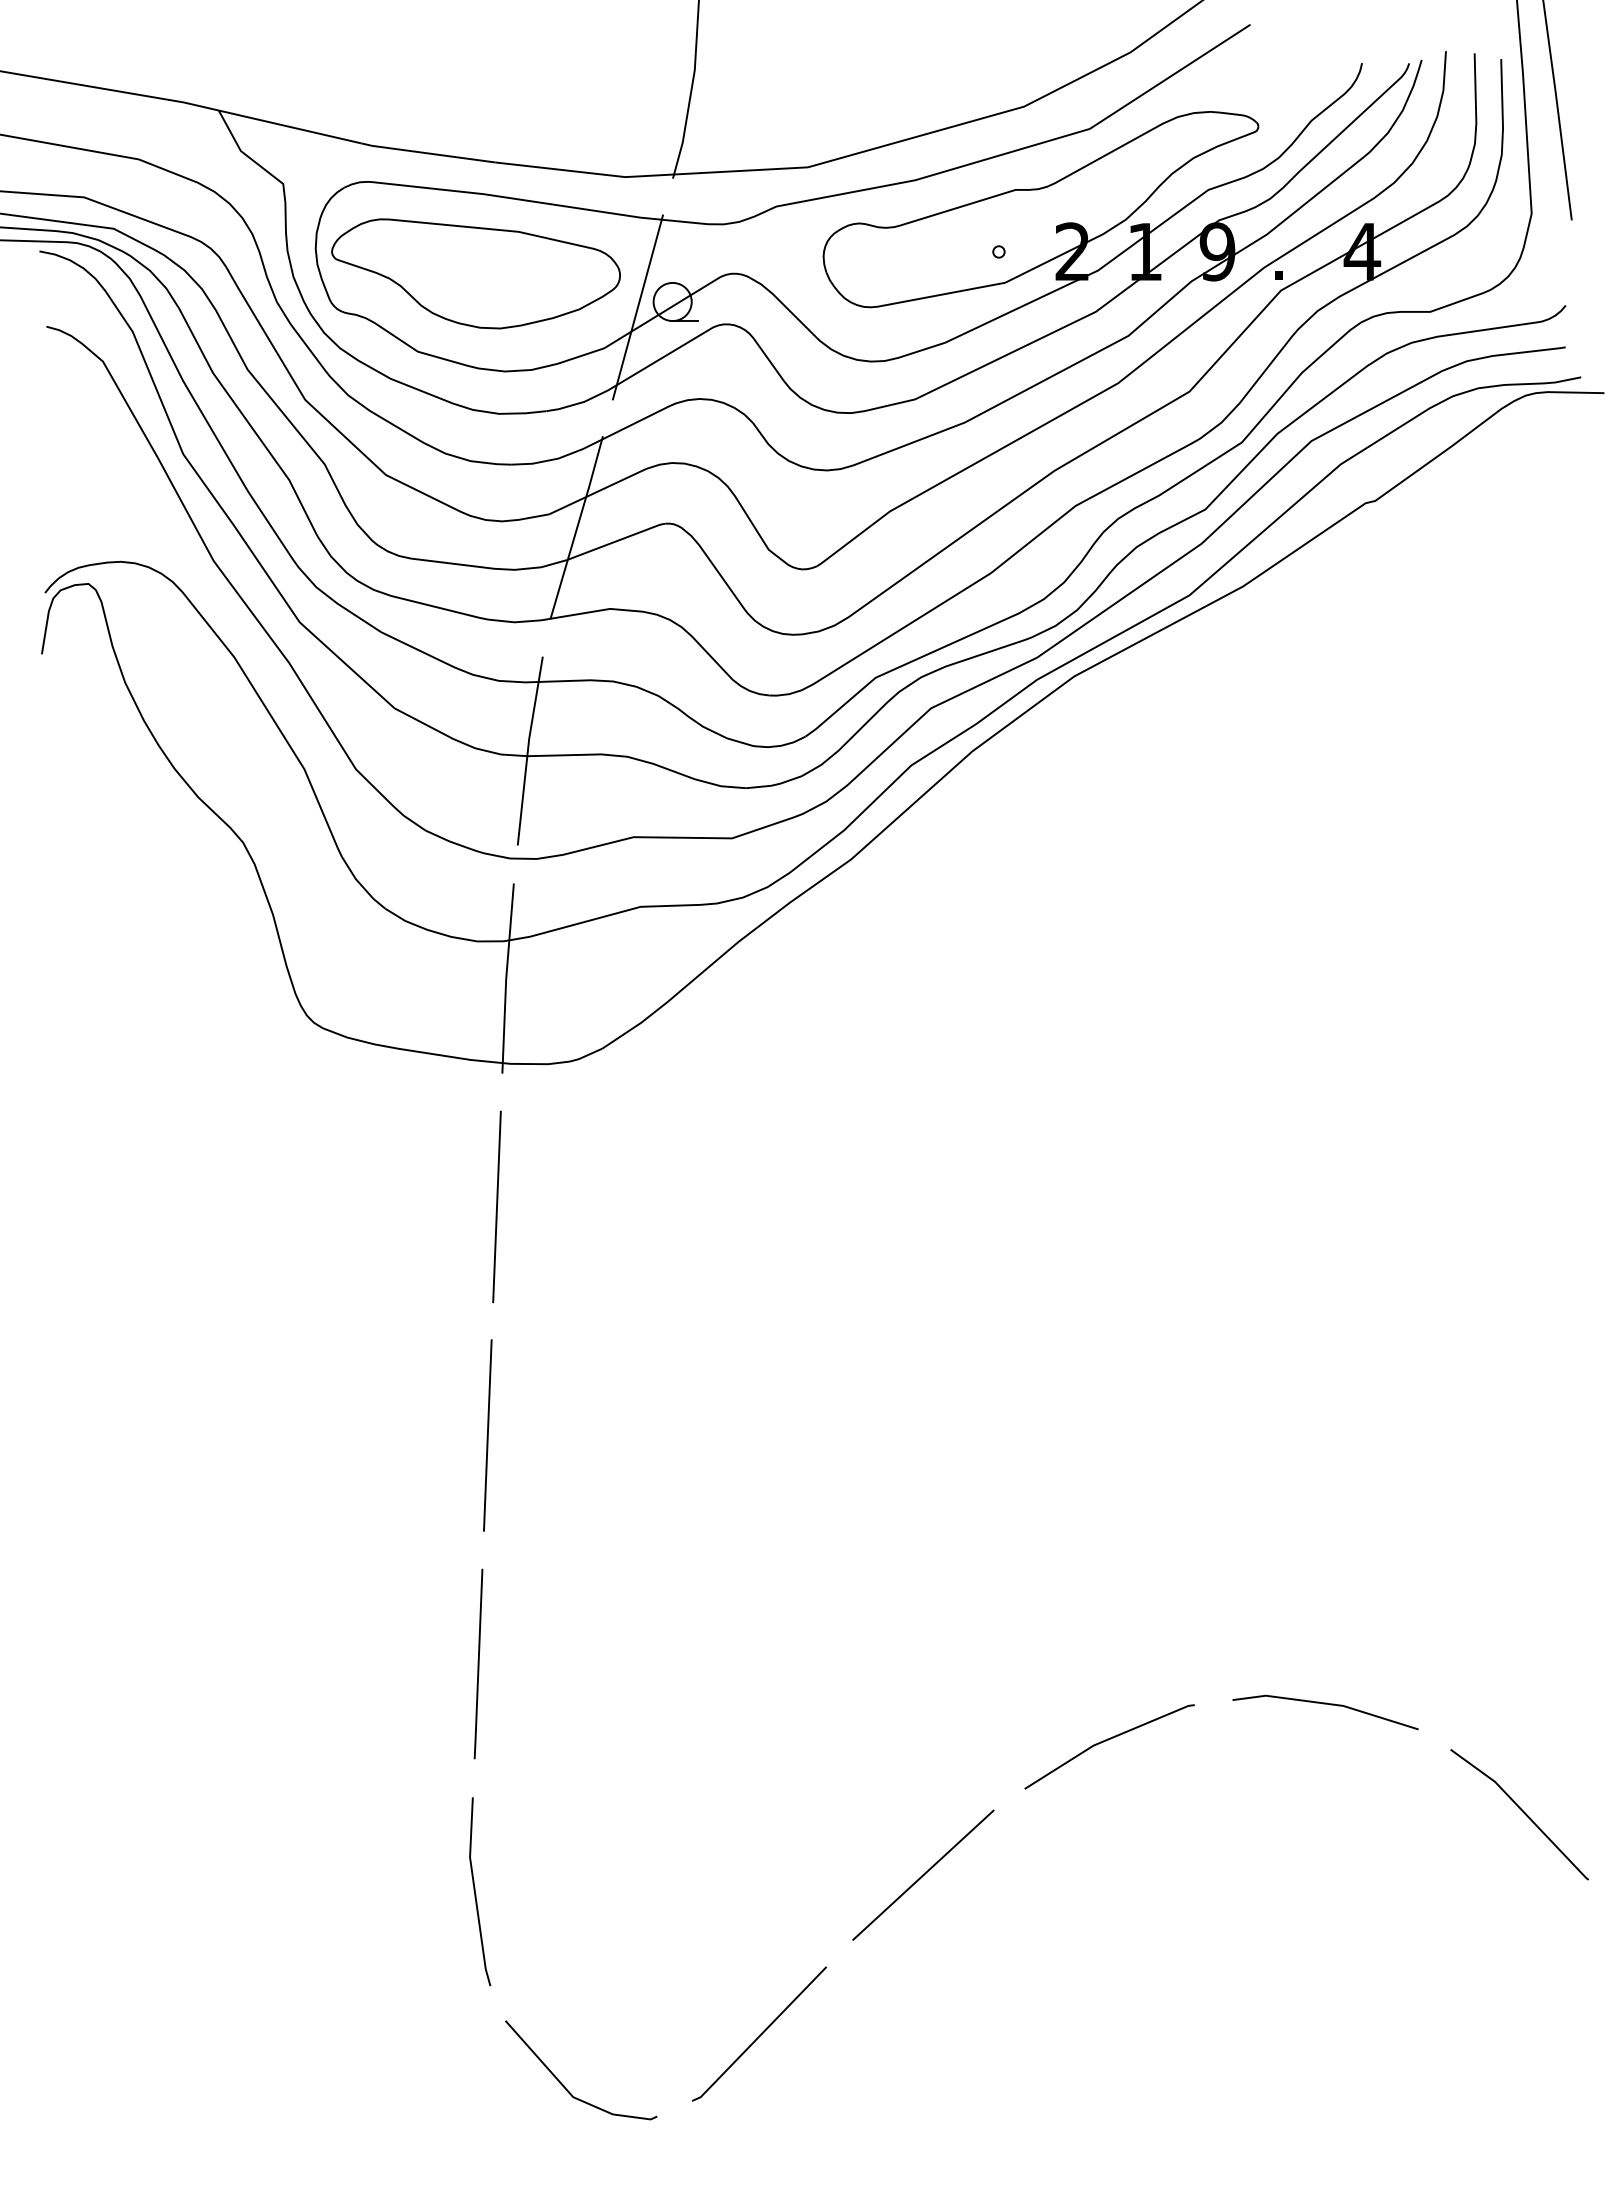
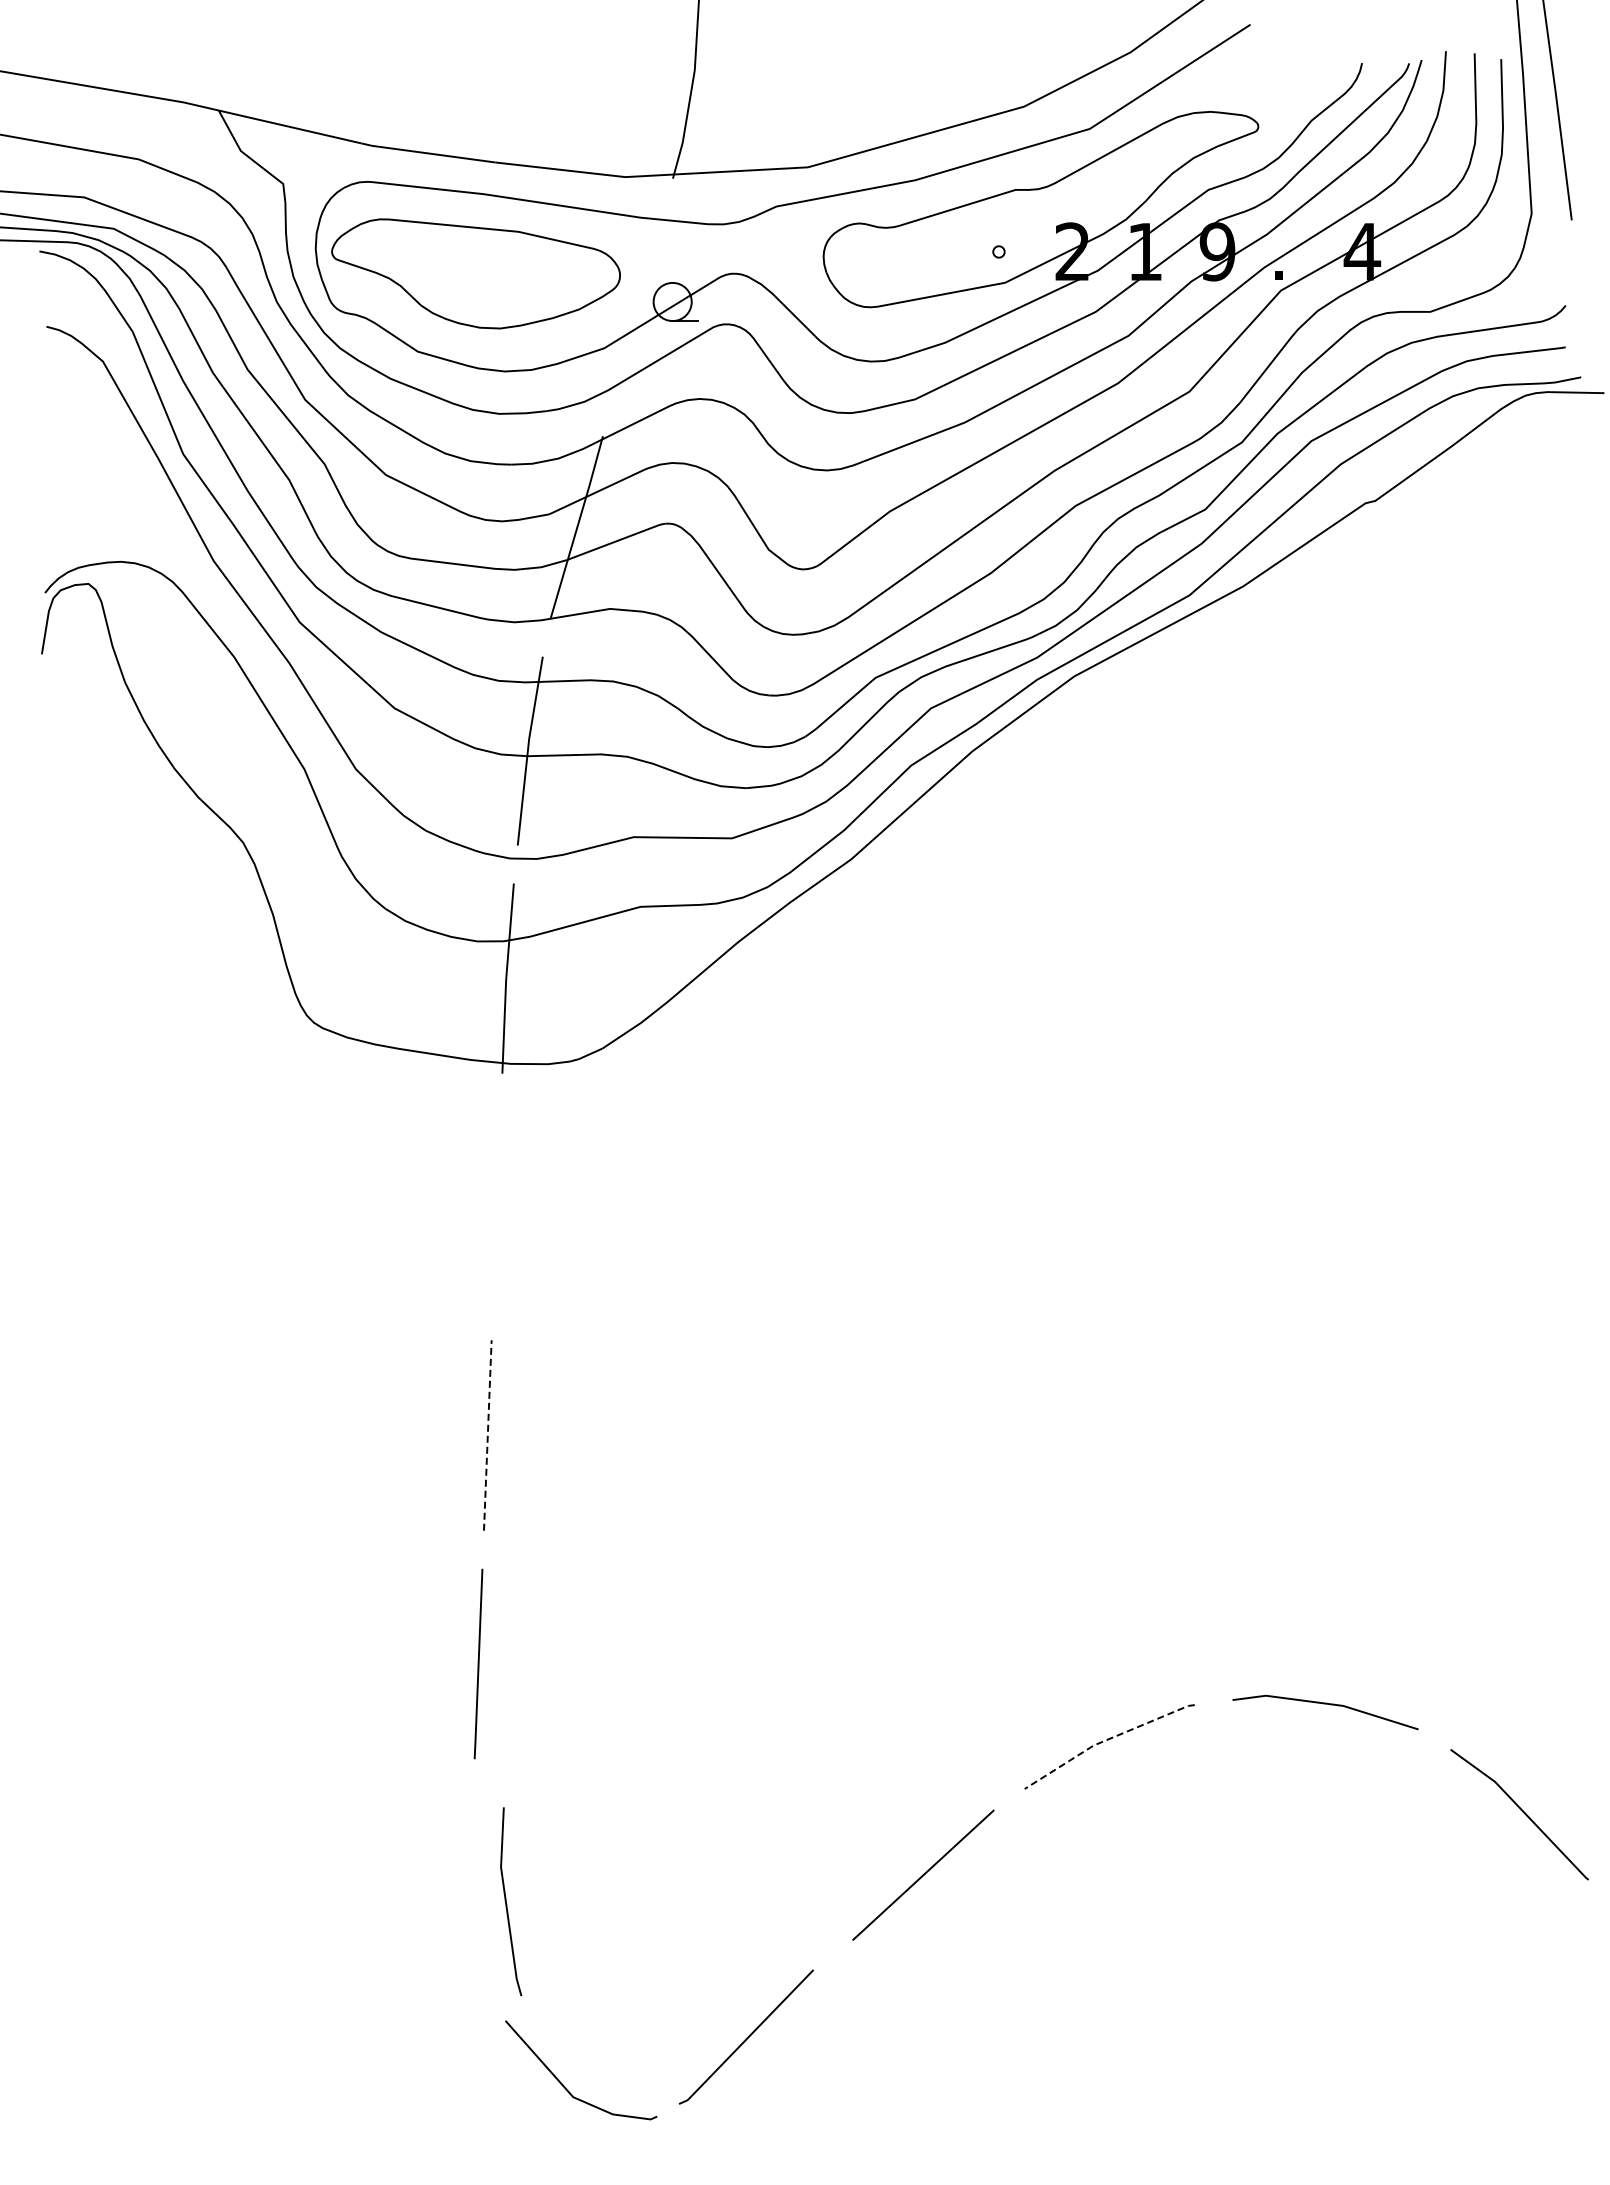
line: present -> none (637, 307)
line: present -> none (496, 1206)
line: solid -> dashed (487, 1435)
line: solid -> dashed (1106, 1740)
line position: (475, 1891) -> (506, 1901) (506, 1901)
line position: (759, 2034) -> (746, 2037) (746, 2037)
